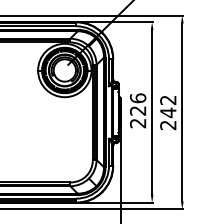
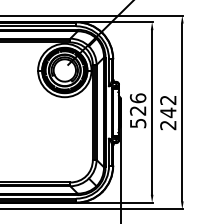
text: 226 -> 526 (137, 123)
